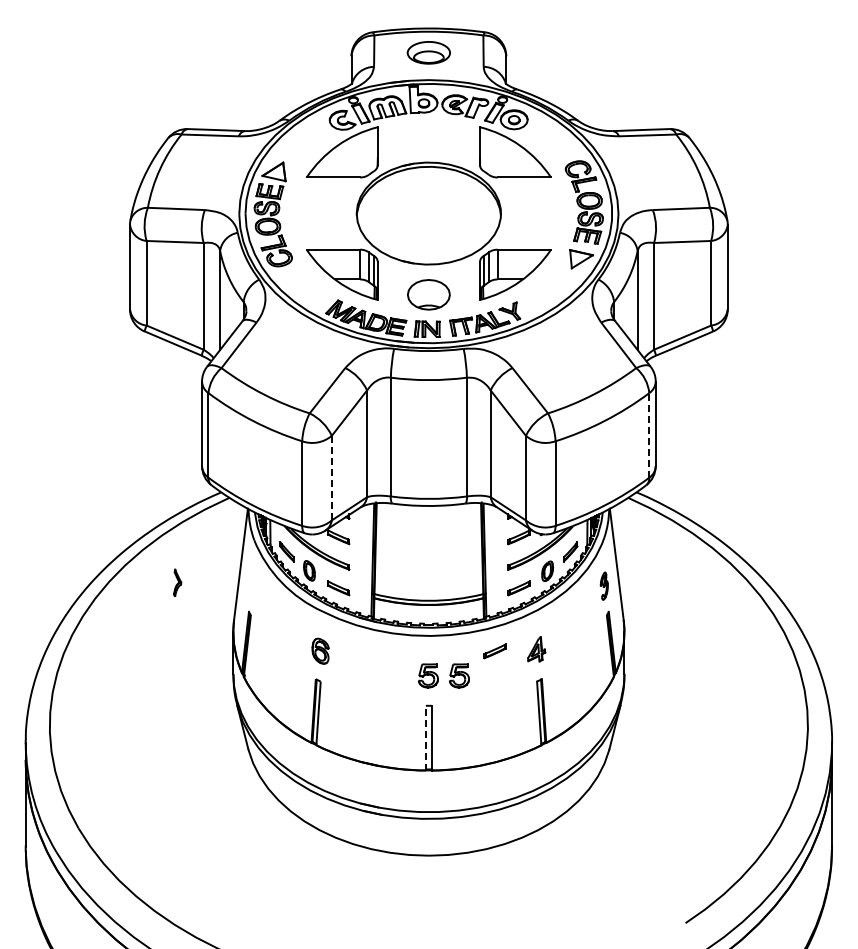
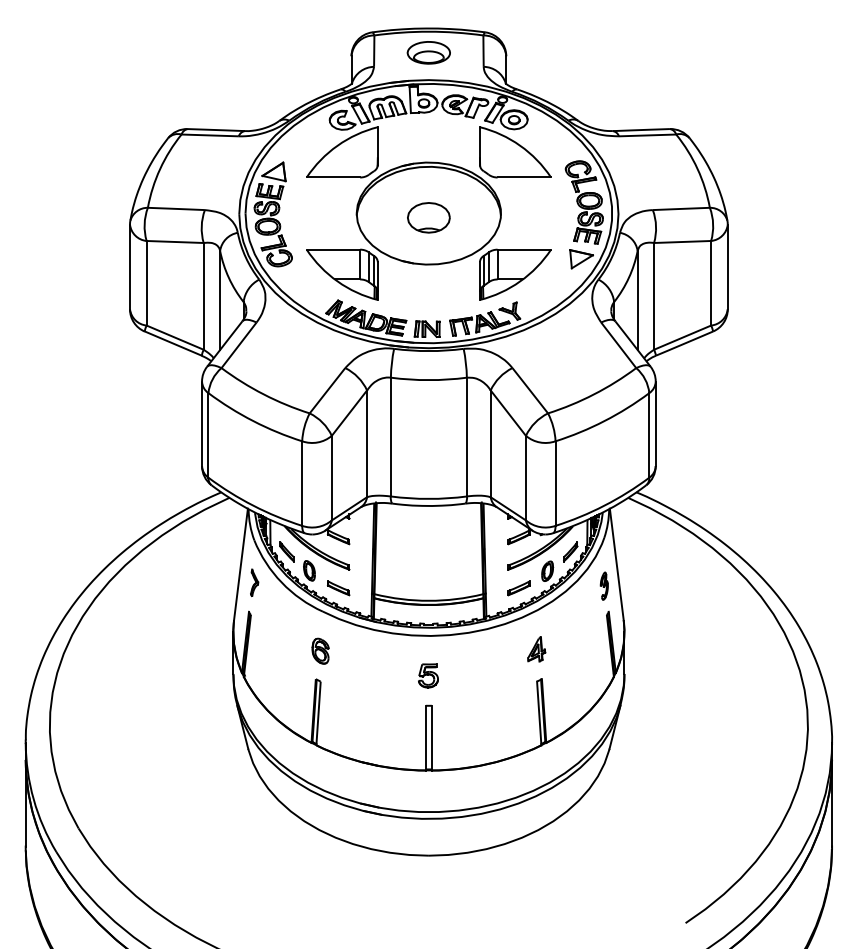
part position: (428, 294) -> (428, 217) (428, 217)
line: dashed -> solid (649, 434)
line: dashed -> solid (331, 478)
part position: (177, 582) -> (254, 582) (254, 582)
part: present -> none (494, 651)
part: present -> none (459, 675)
line: dashed -> solid (425, 737)
